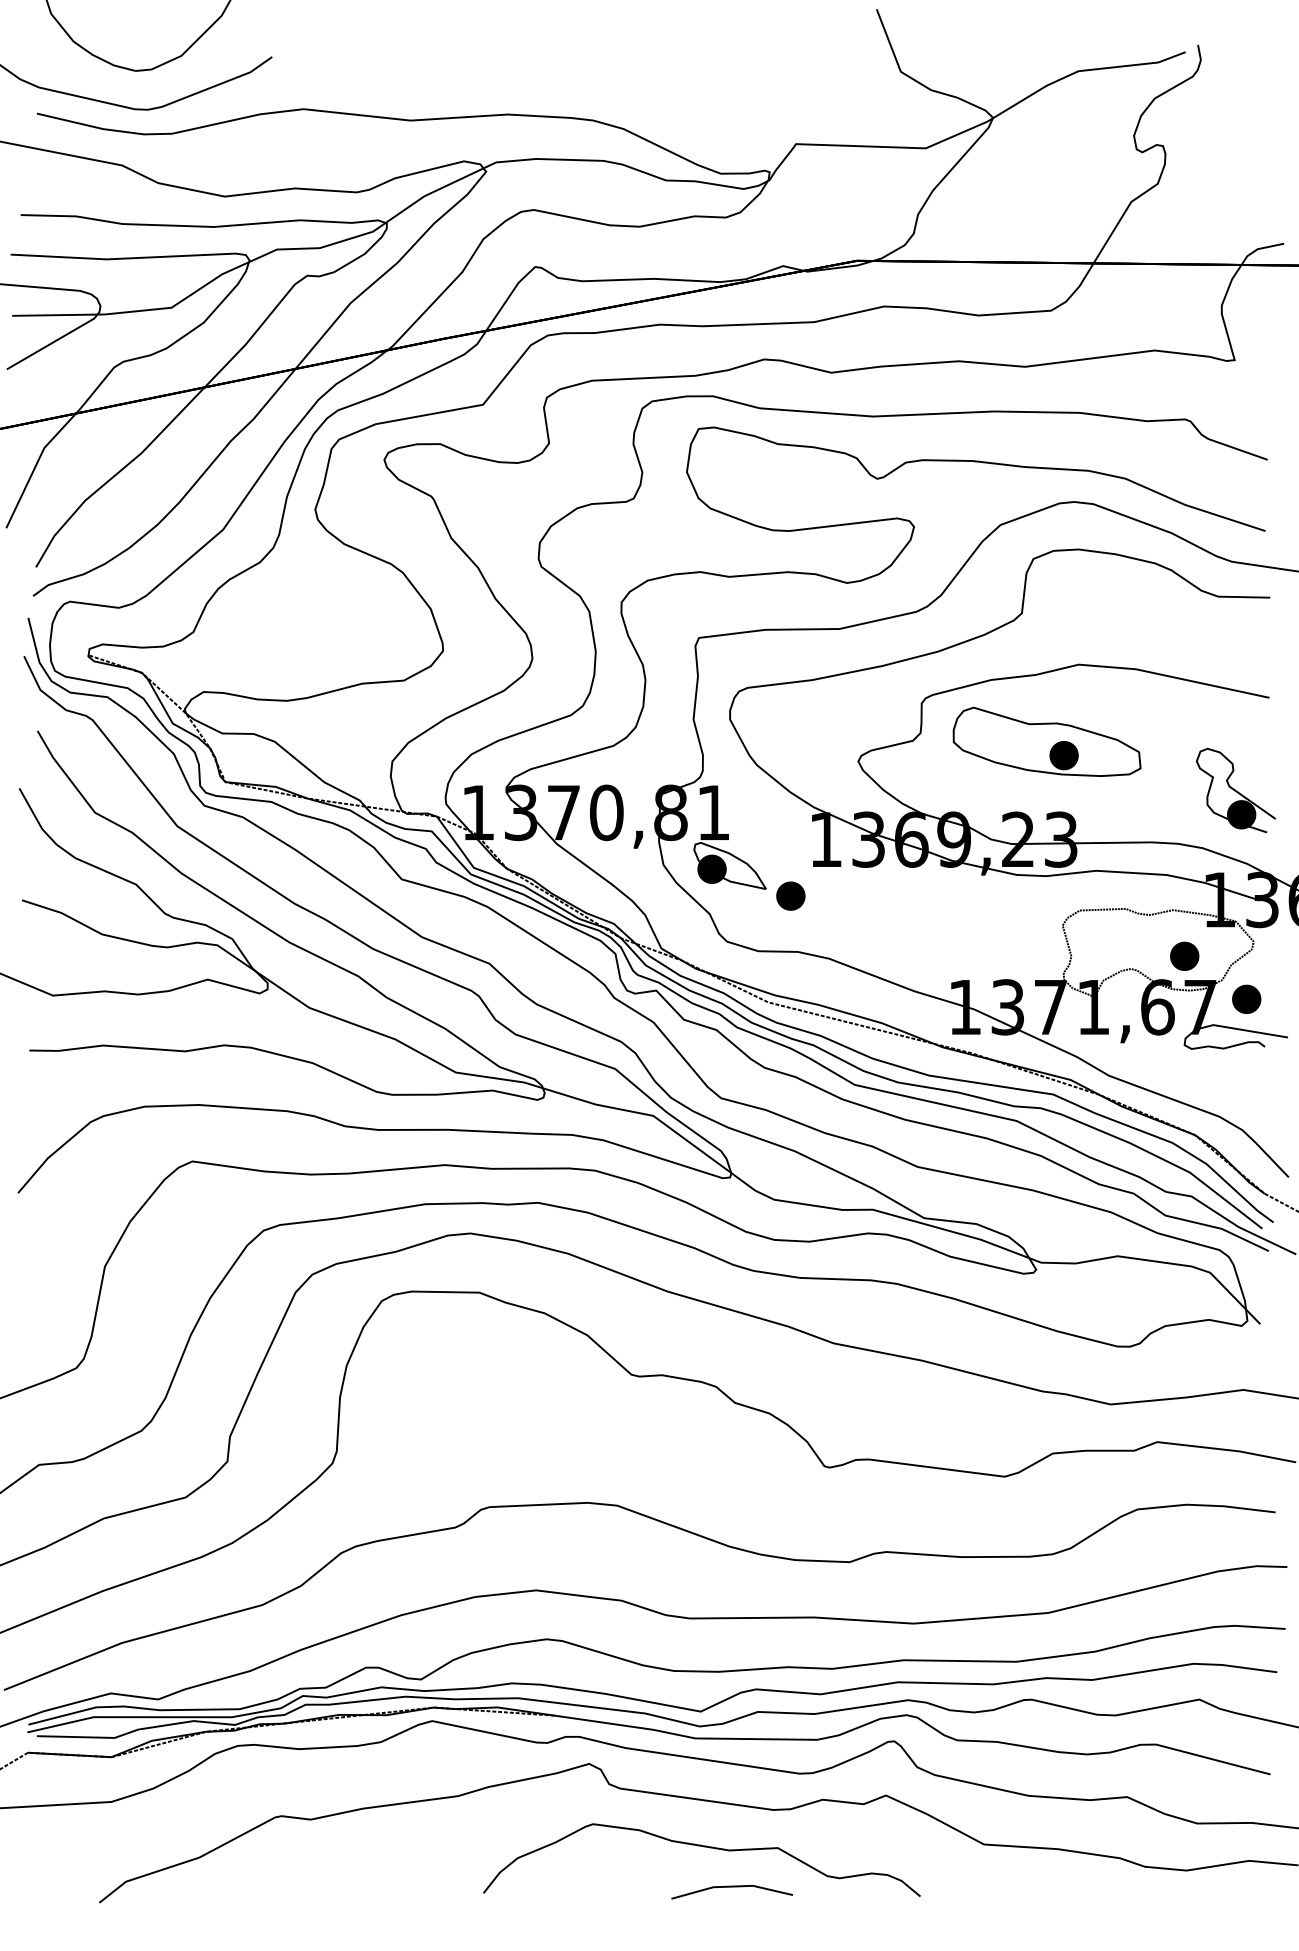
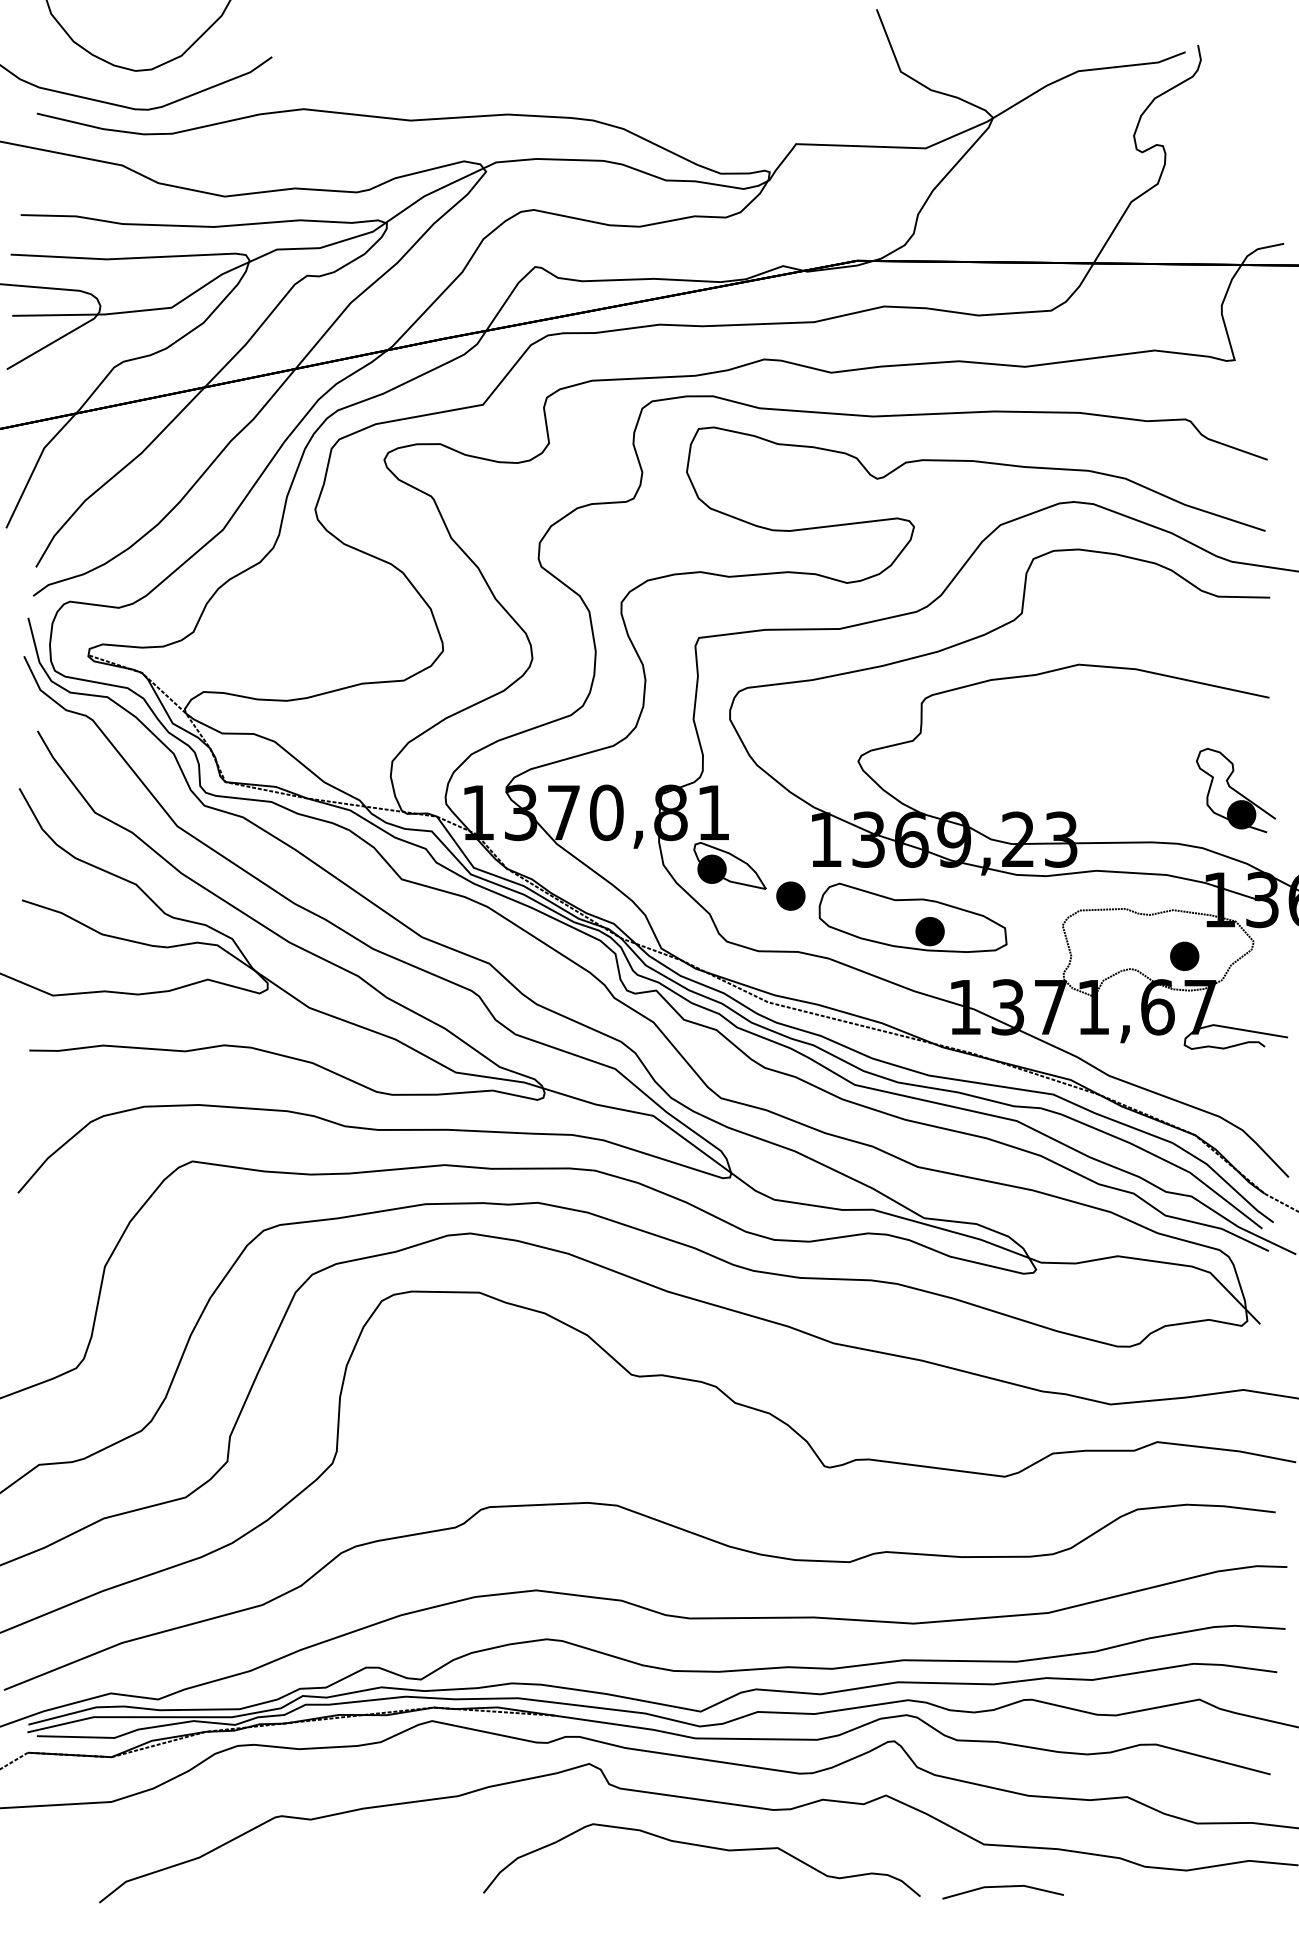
part position: (1046, 741) -> (912, 917) (912, 917)
part: present -> none (1246, 998)
line position: (731, 1887) -> (1002, 1887) (1002, 1887)
